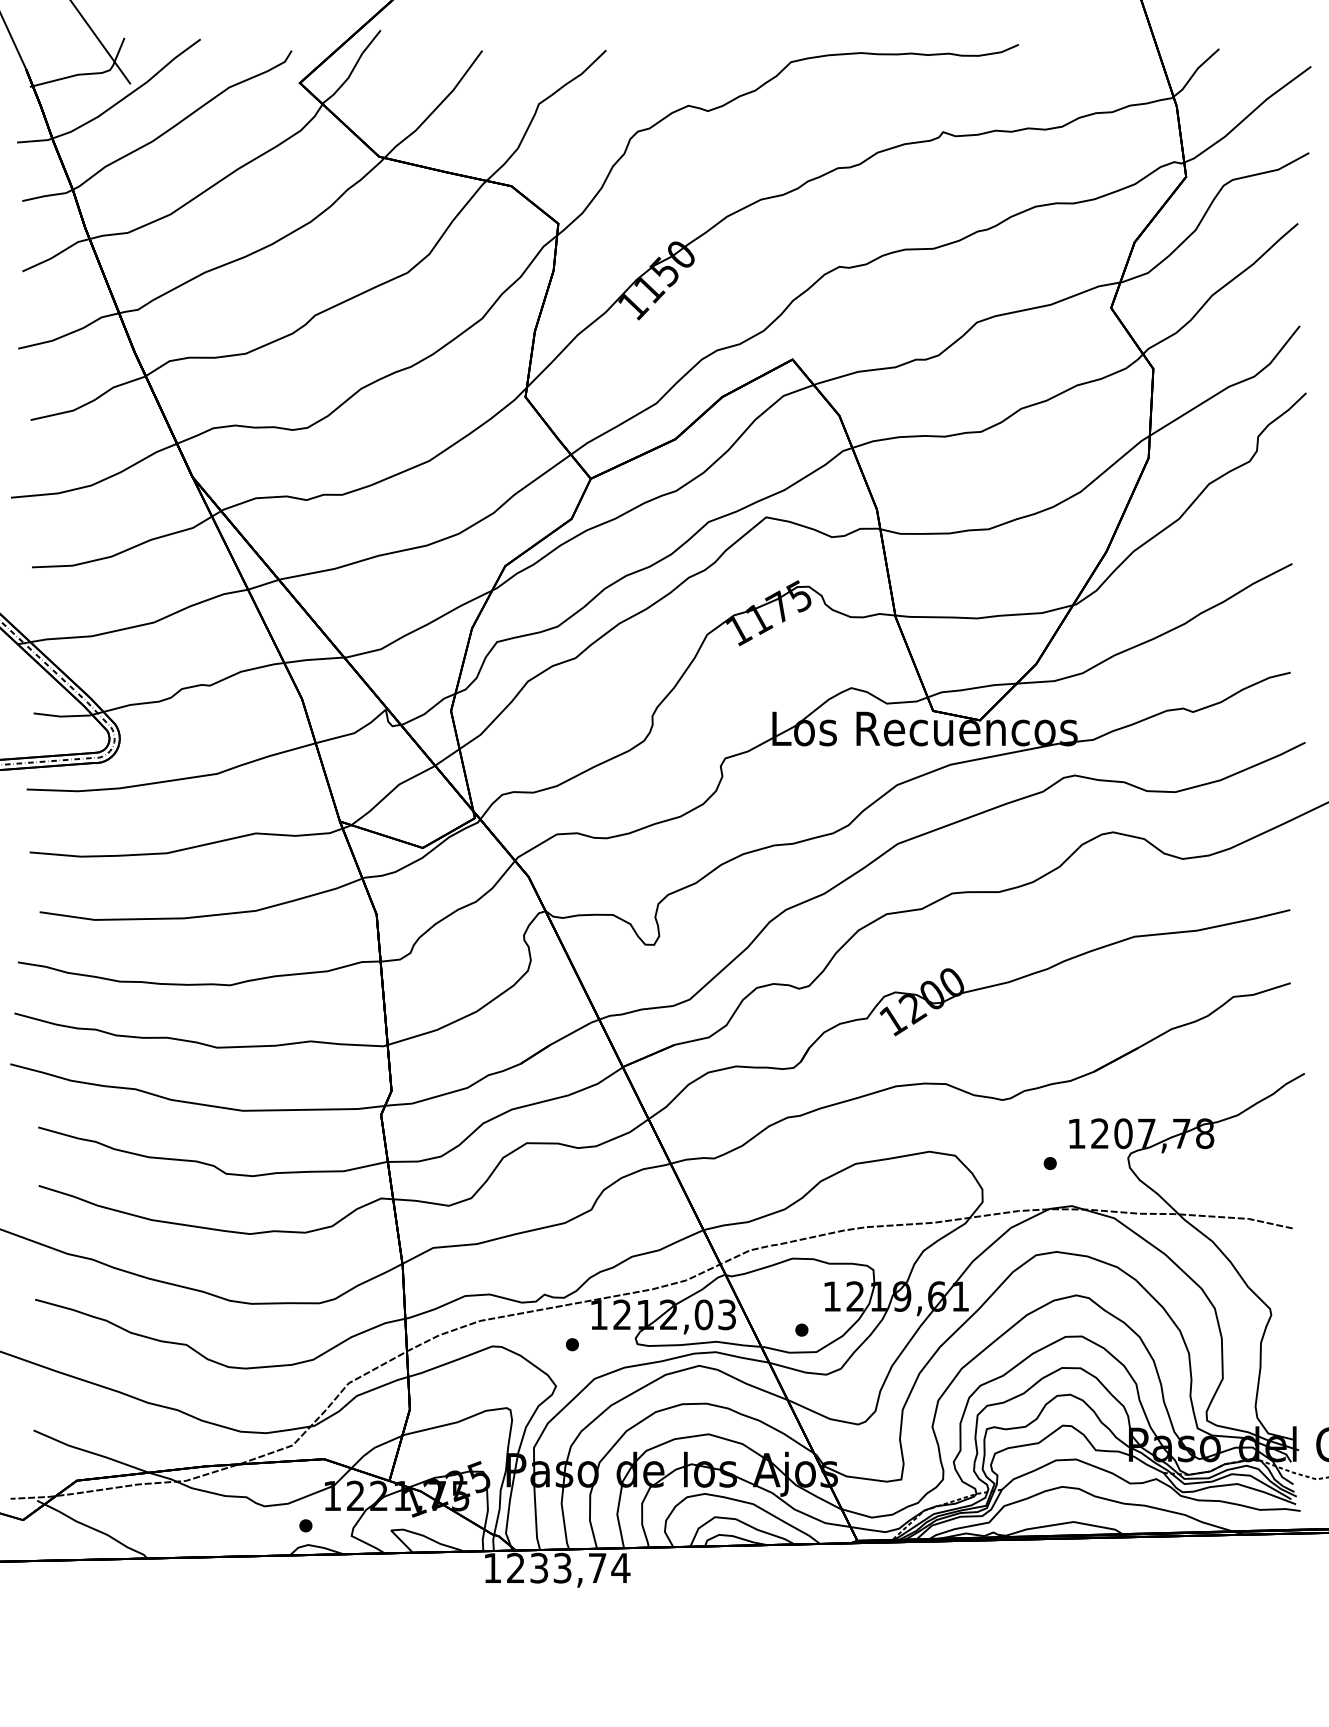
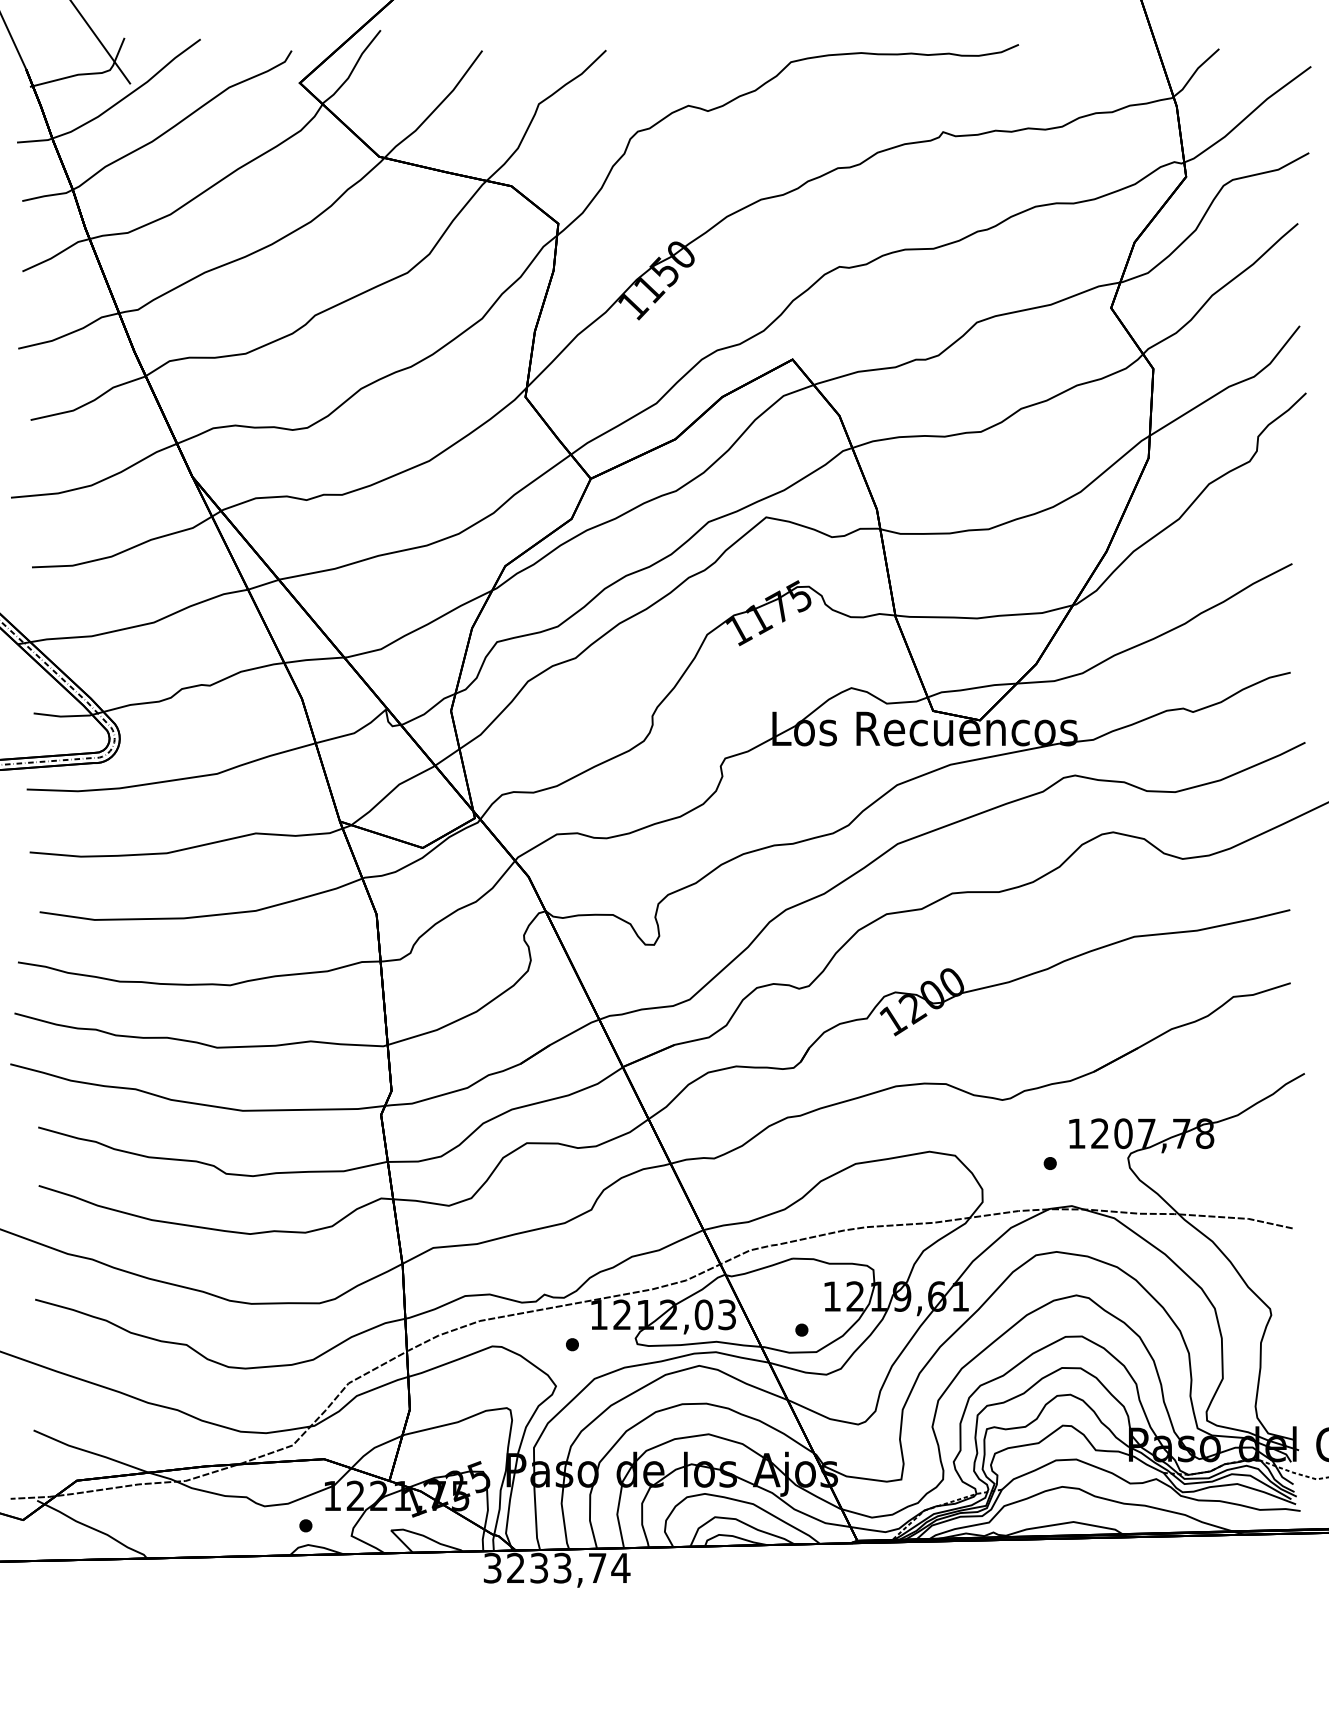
text: 1233,74 -> 3233,74 (492, 1567)
